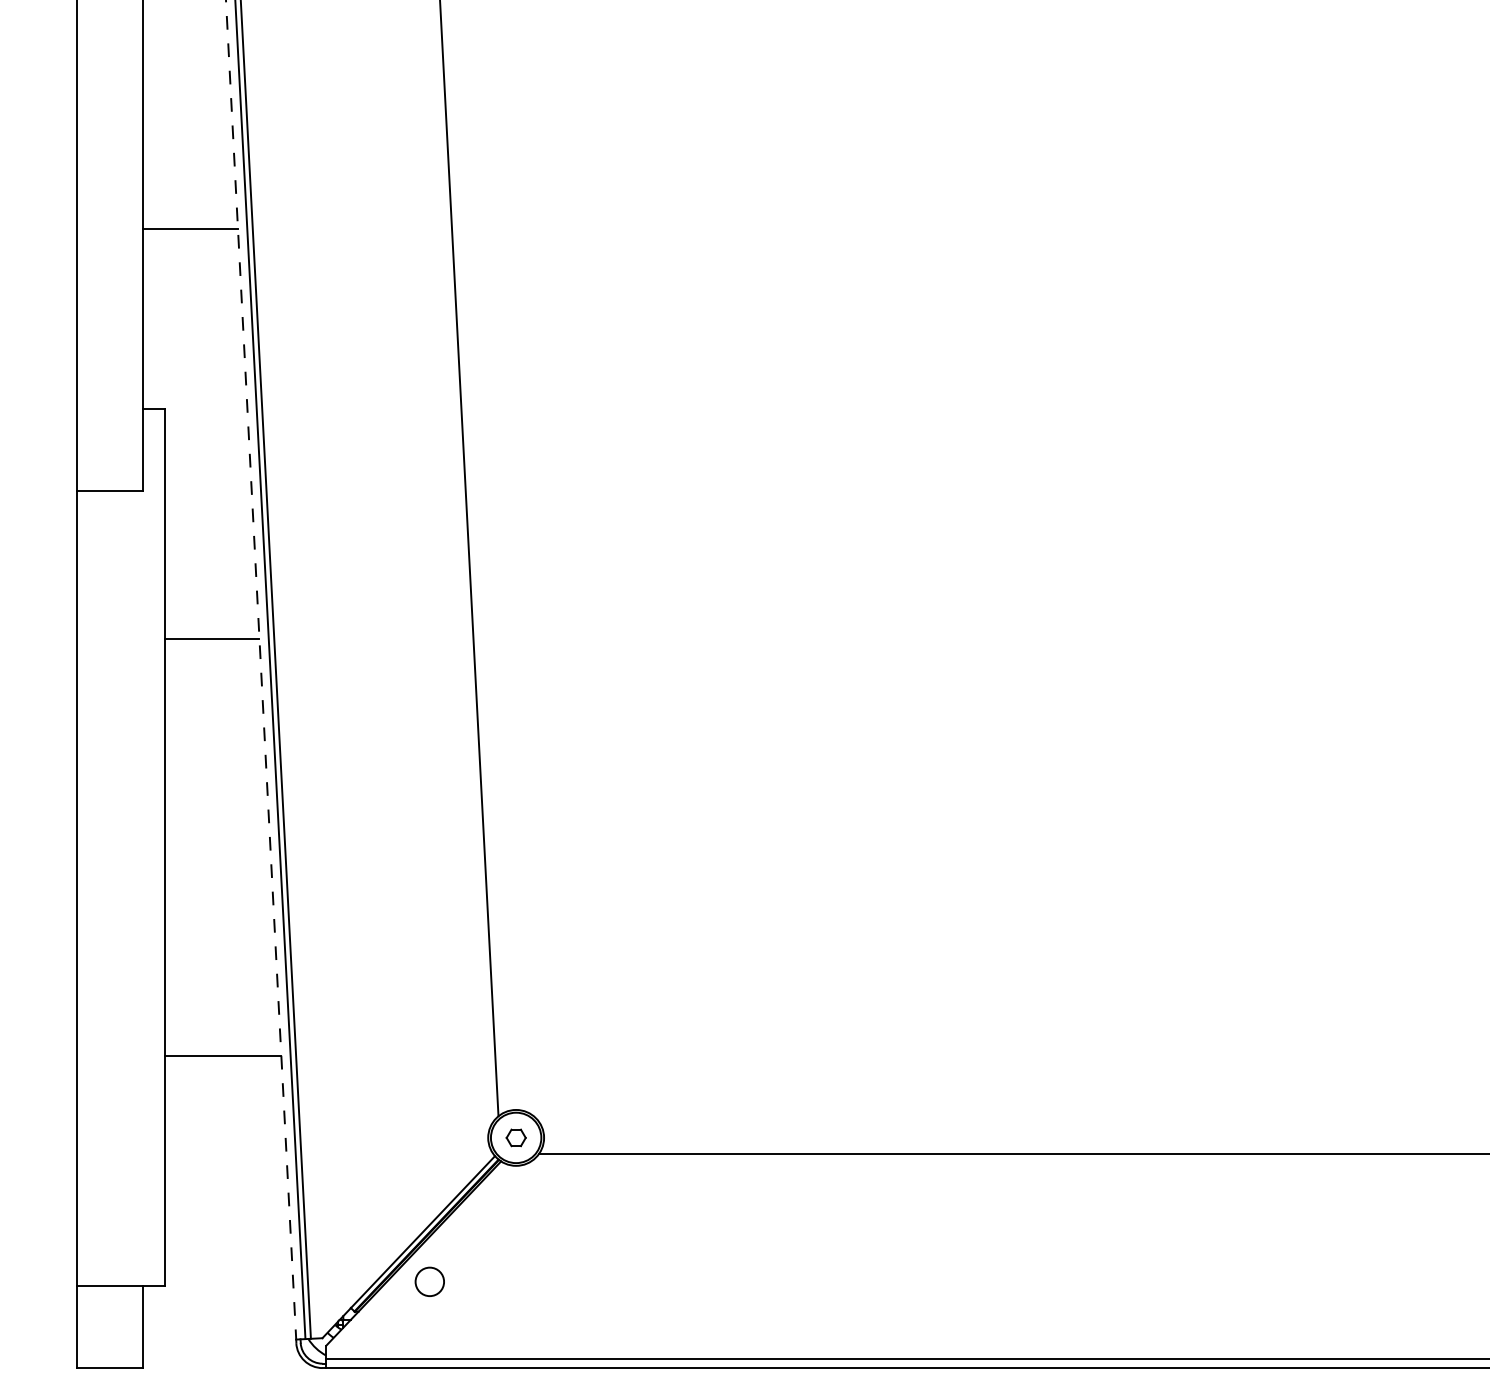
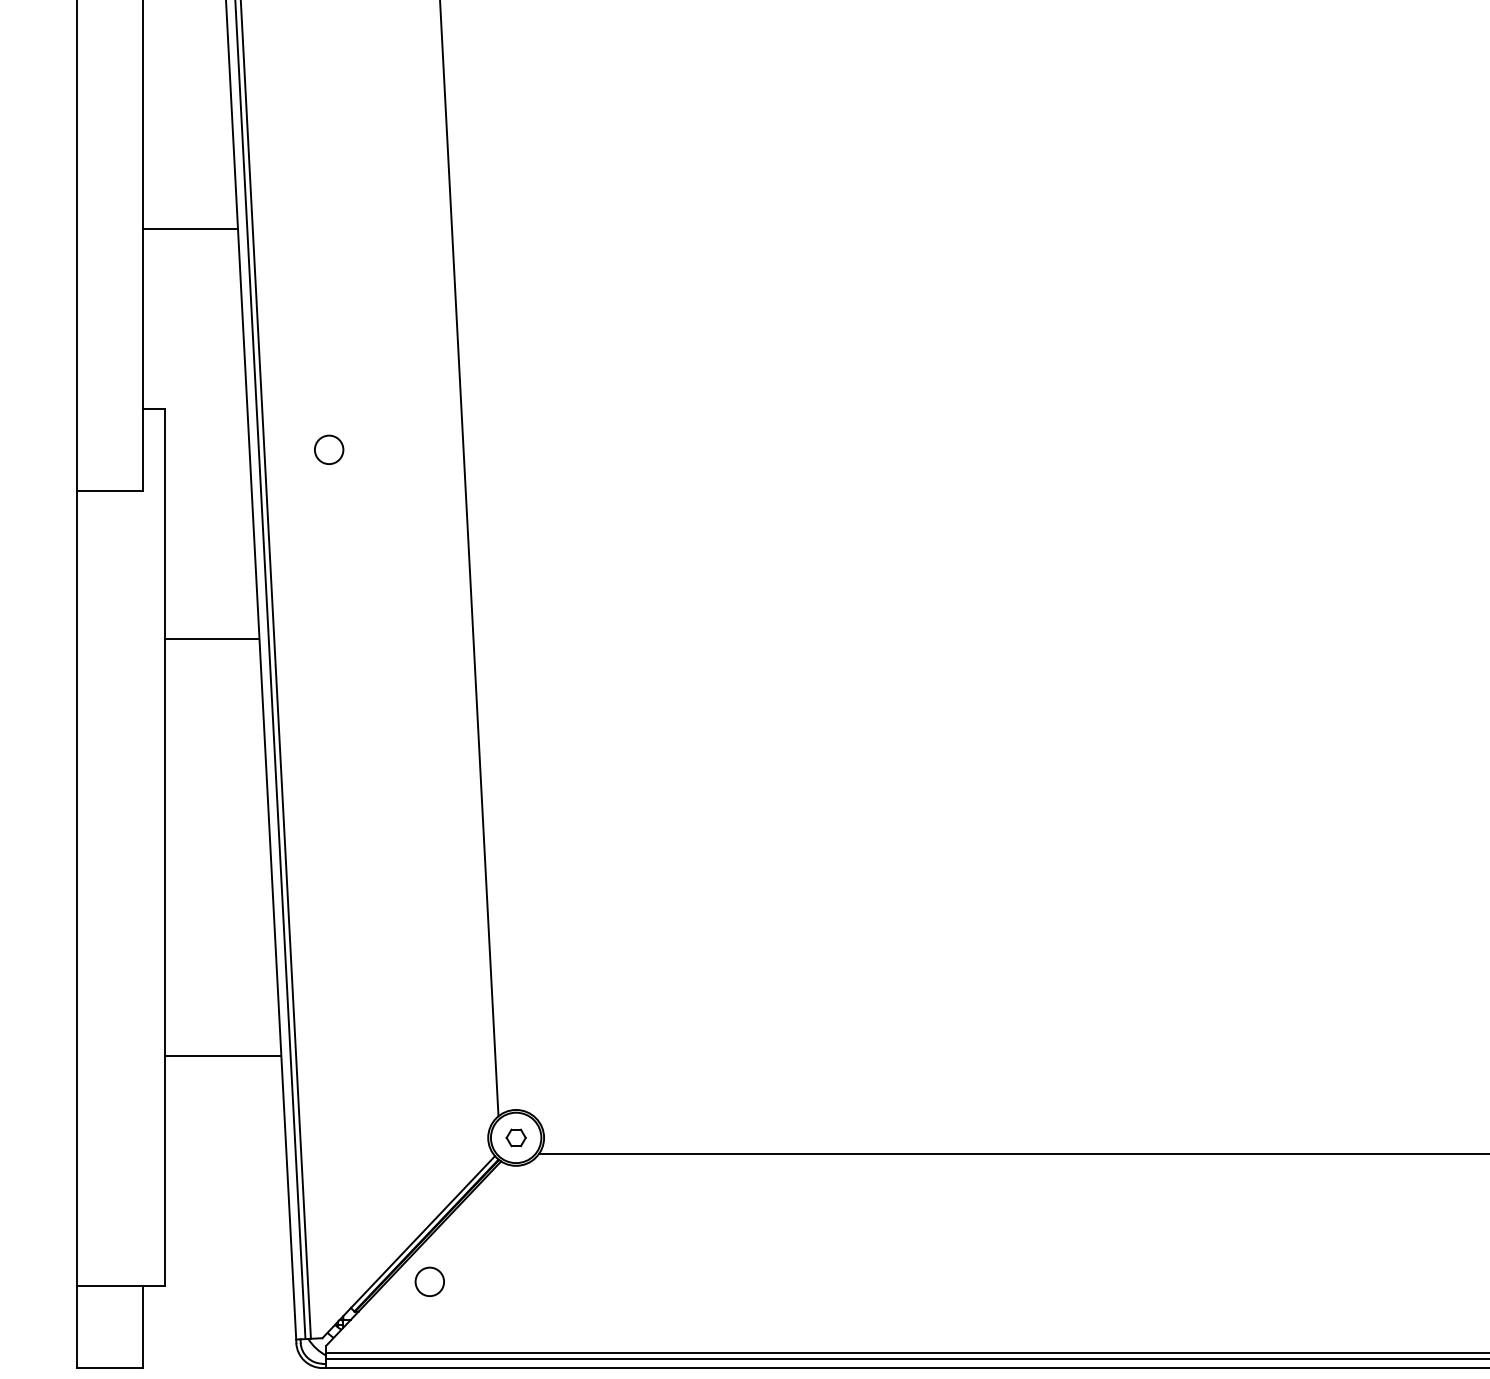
circle: none -> present (329, 449)
line: dashed -> solid (261, 671)
line: none -> present (906, 1353)
